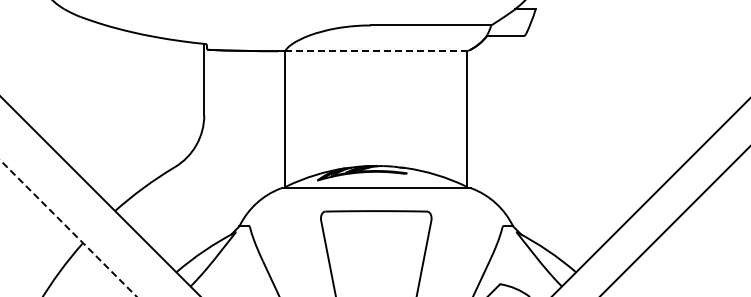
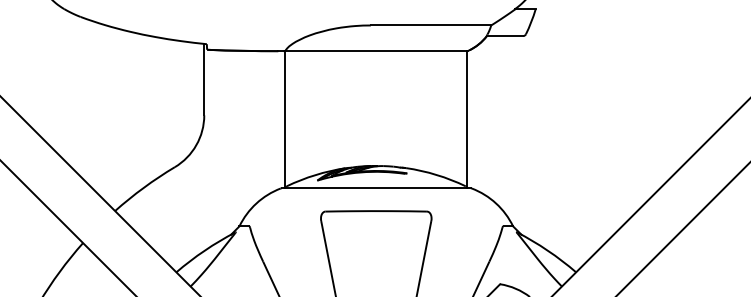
line: dashed -> solid (377, 50)
line position: (674, 221) -> (682, 228) (682, 228)
line: dashed -> solid (69, 229)
